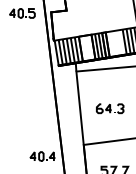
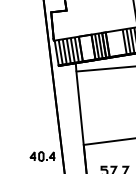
part: present -> none (22, 13)
part: present -> none (110, 108)
